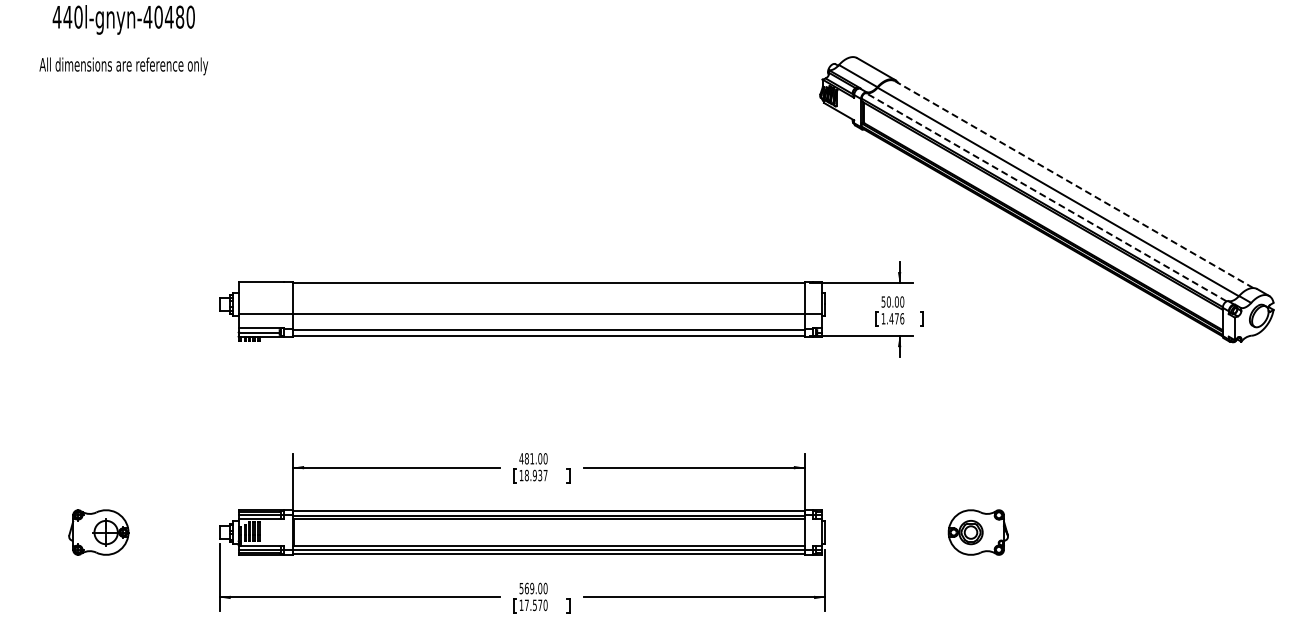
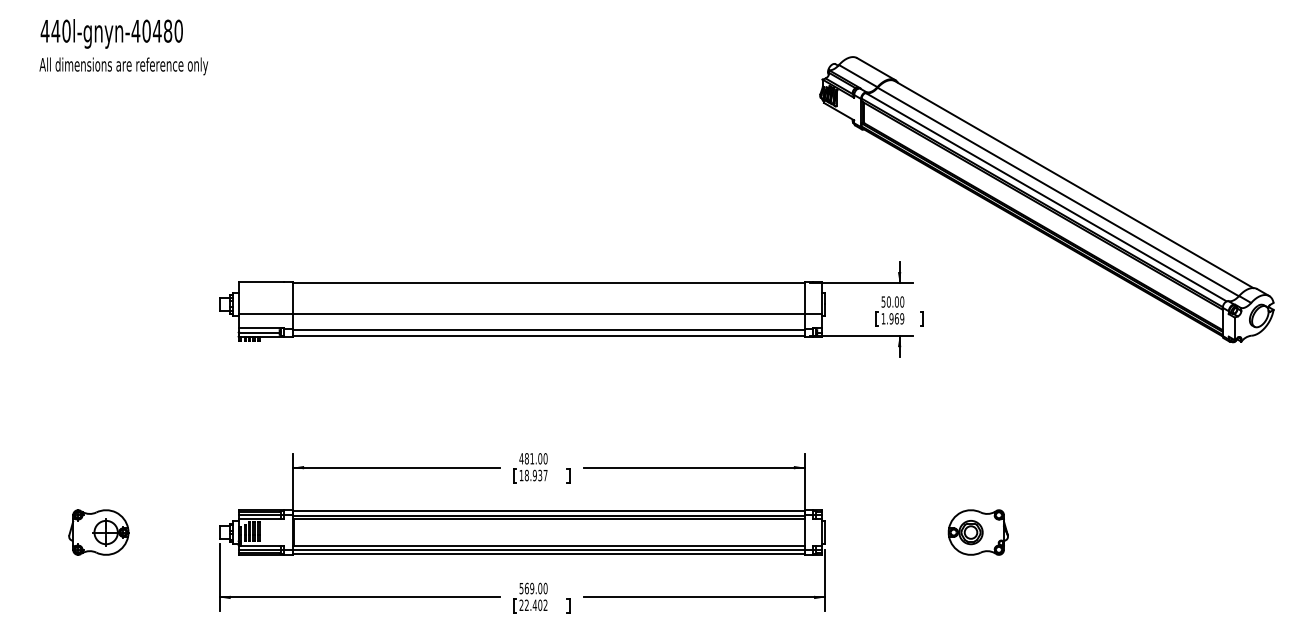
text position: (123, 19) -> (111, 33) (111, 33)
line: dashed -> solid (1074, 184)
line: dashed -> solid (1046, 197)
text: 1.476 -> 1.969 (896, 318)
text: 17.570 -> 22.402 (533, 605)
